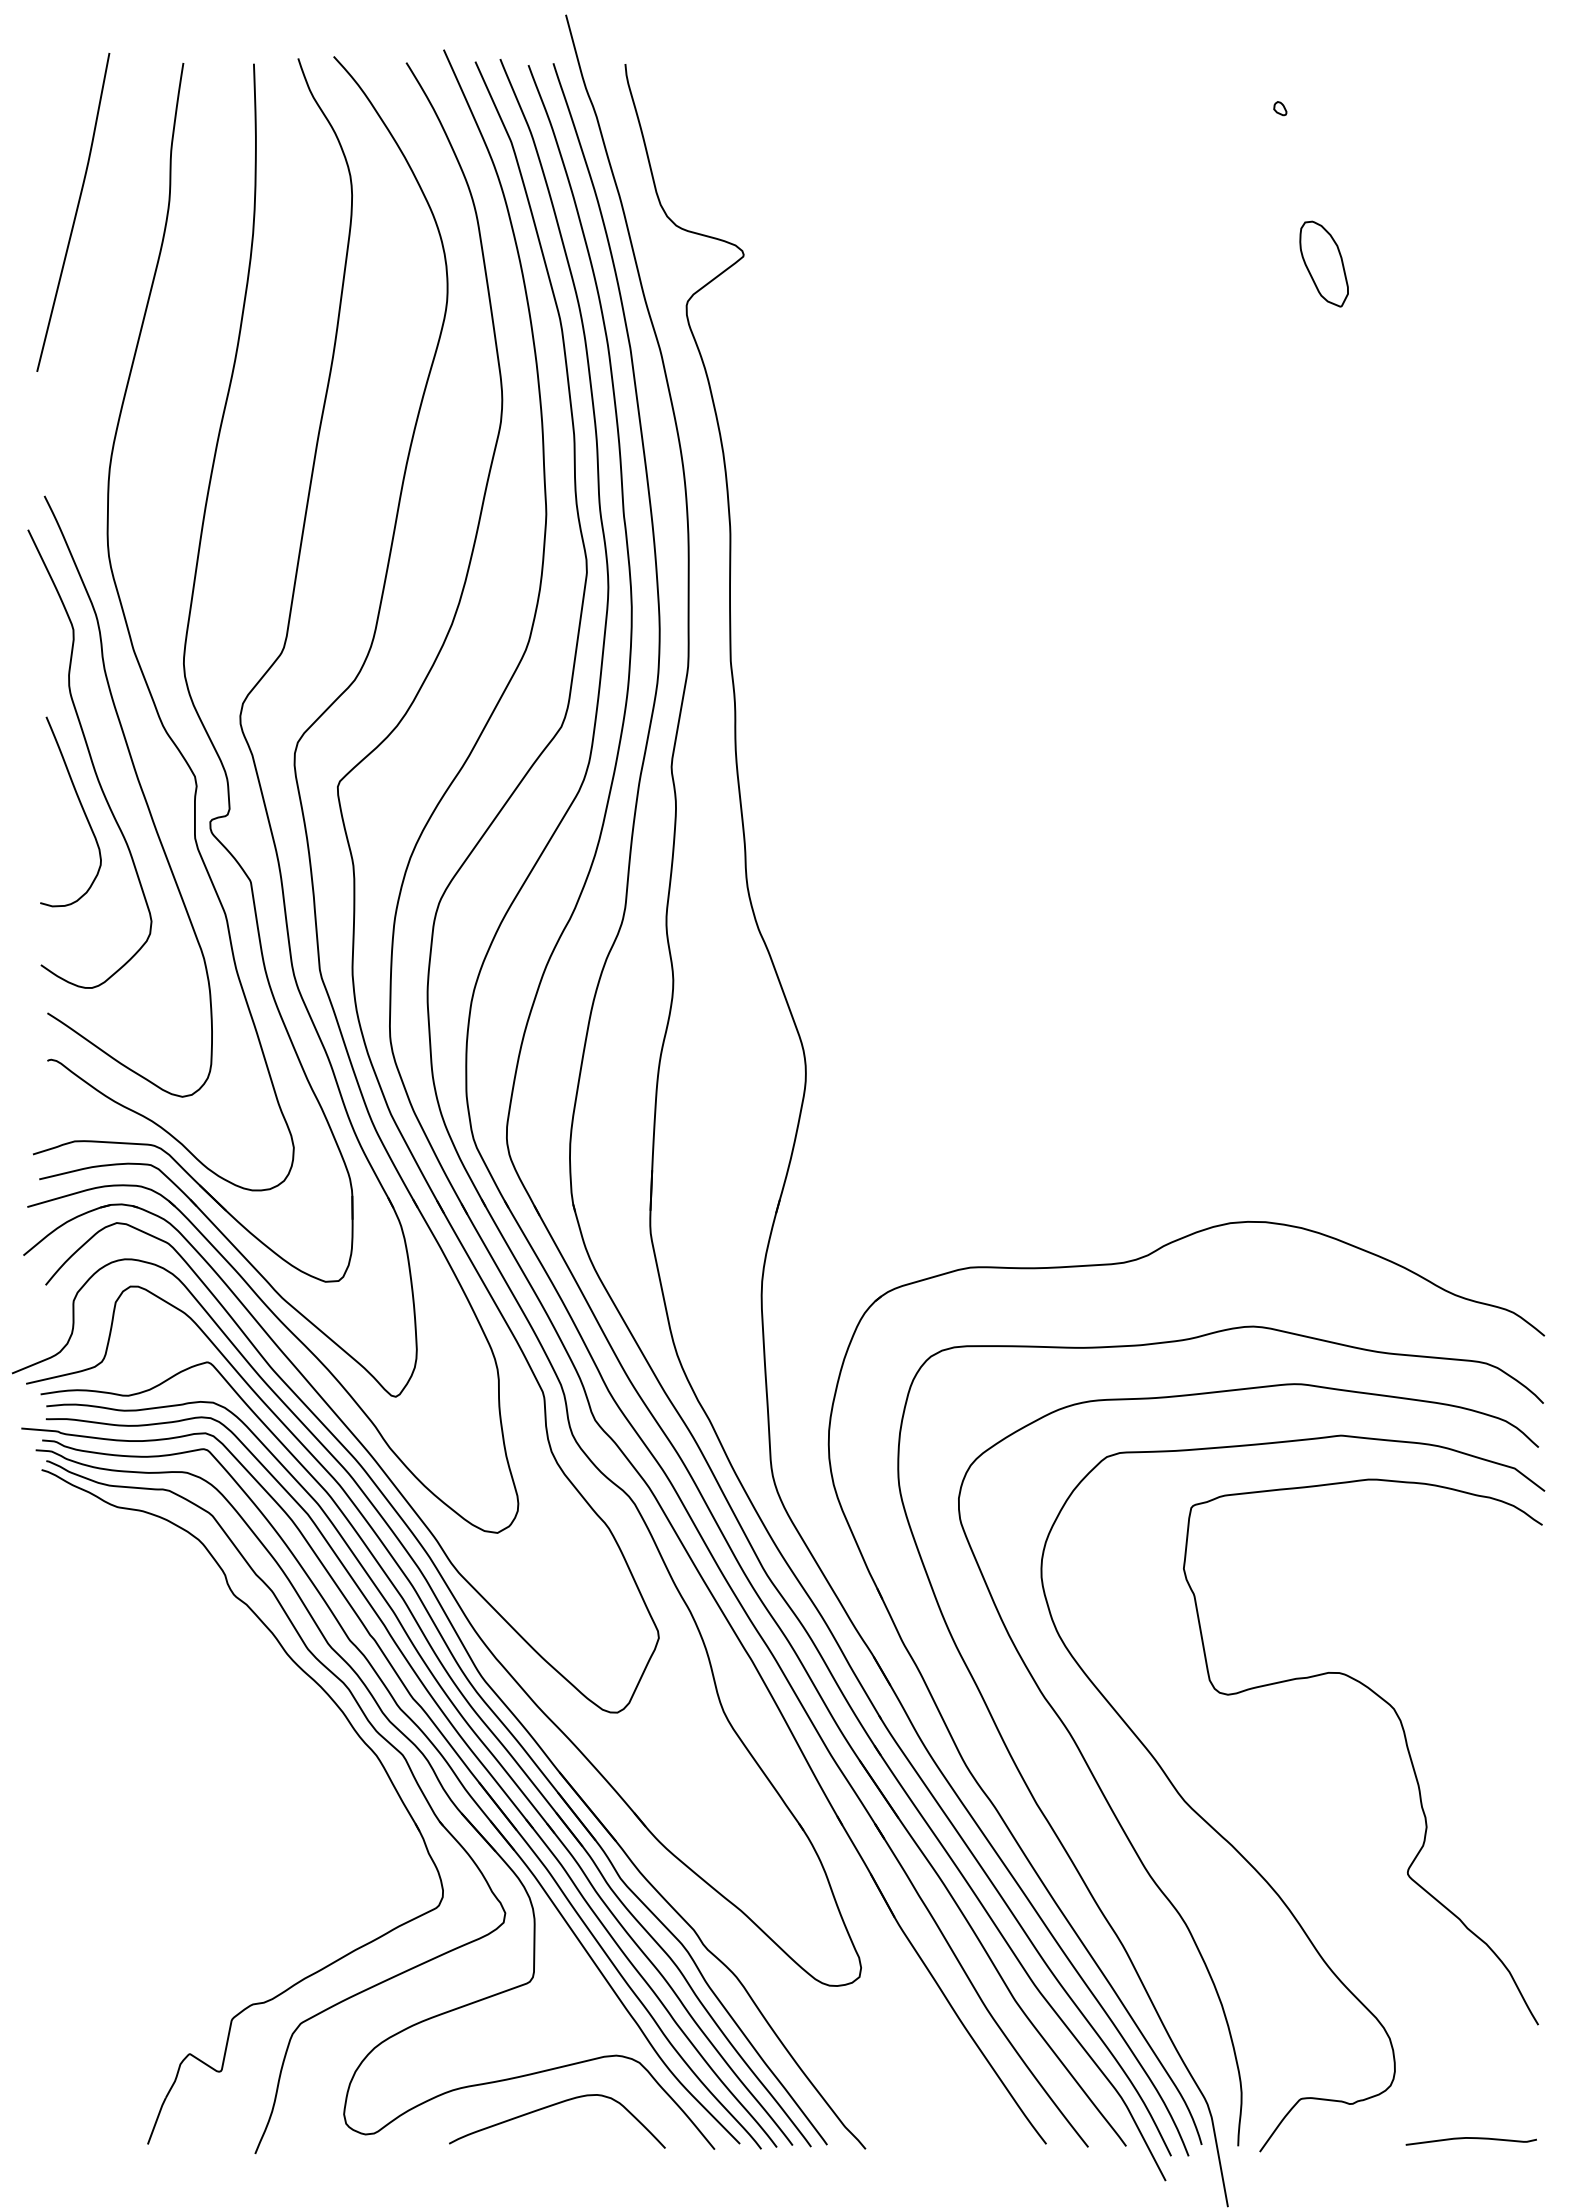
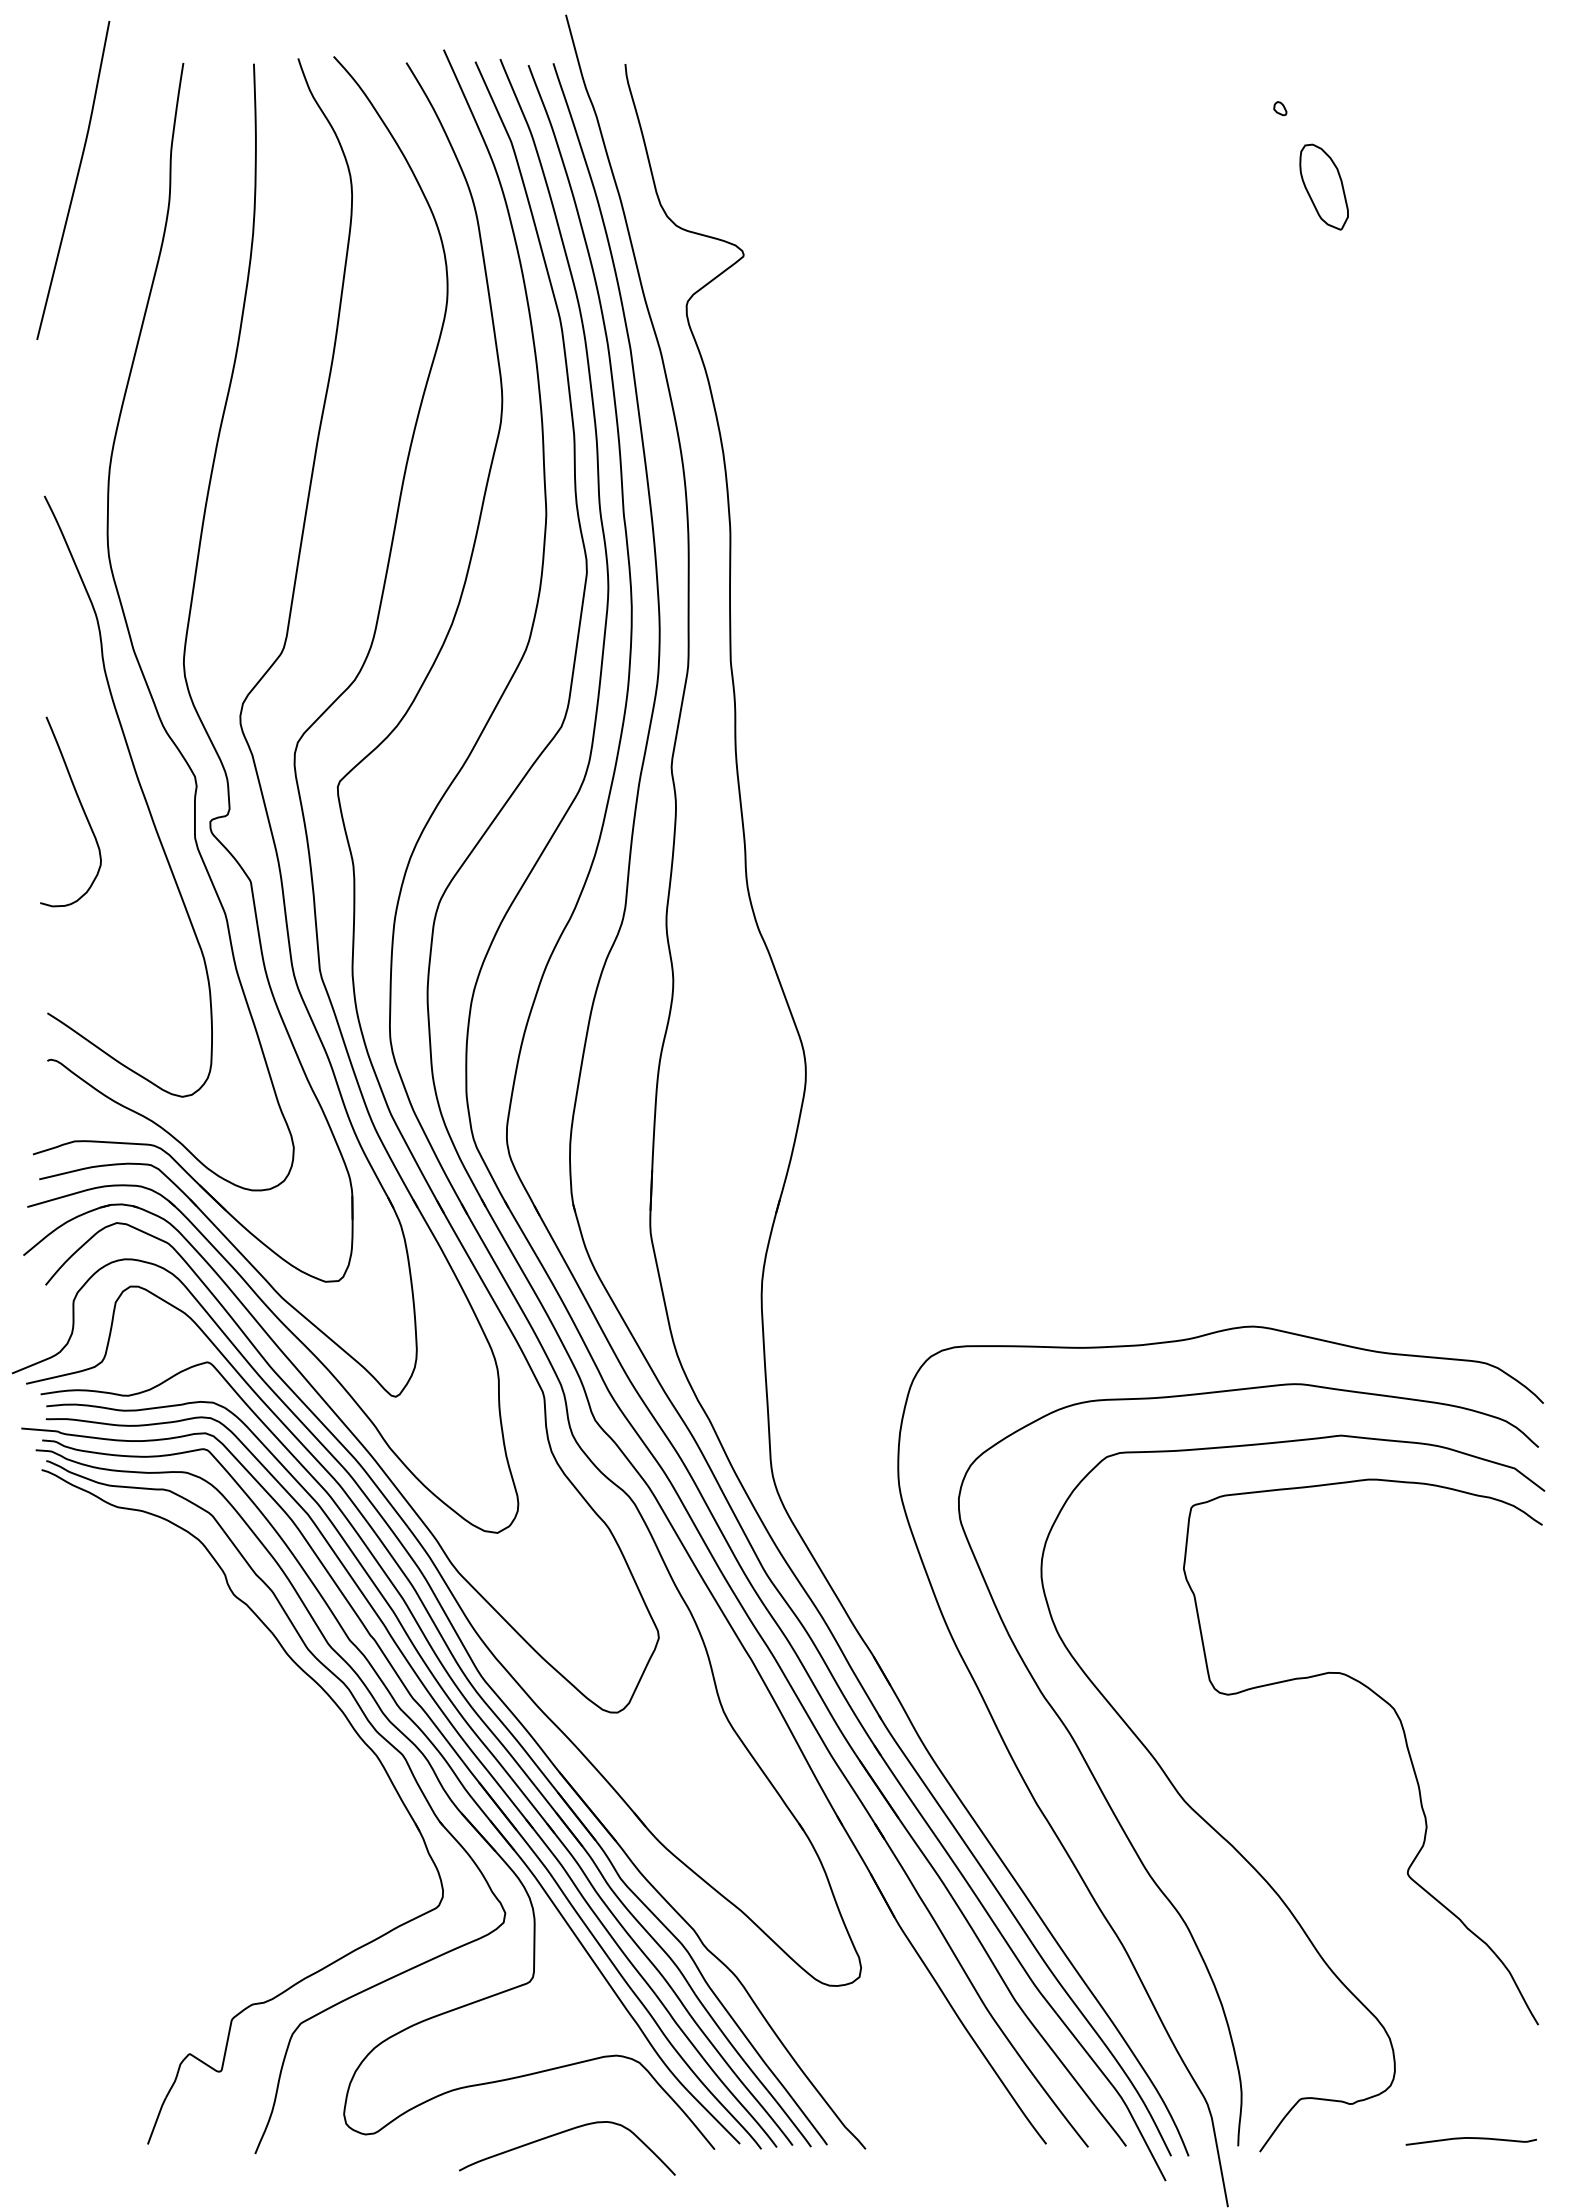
curve position: (75, 212) -> (75, 180) (75, 180)
part position: (1323, 263) -> (1323, 186) (1323, 186)
curve: present -> none (89, 757)
part: present -> none (996, 1807)
curve position: (552, 2106) -> (562, 2133) (562, 2133)
